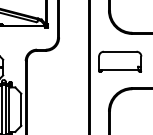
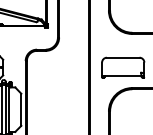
part position: (120, 61) -> (123, 67) (123, 67)
